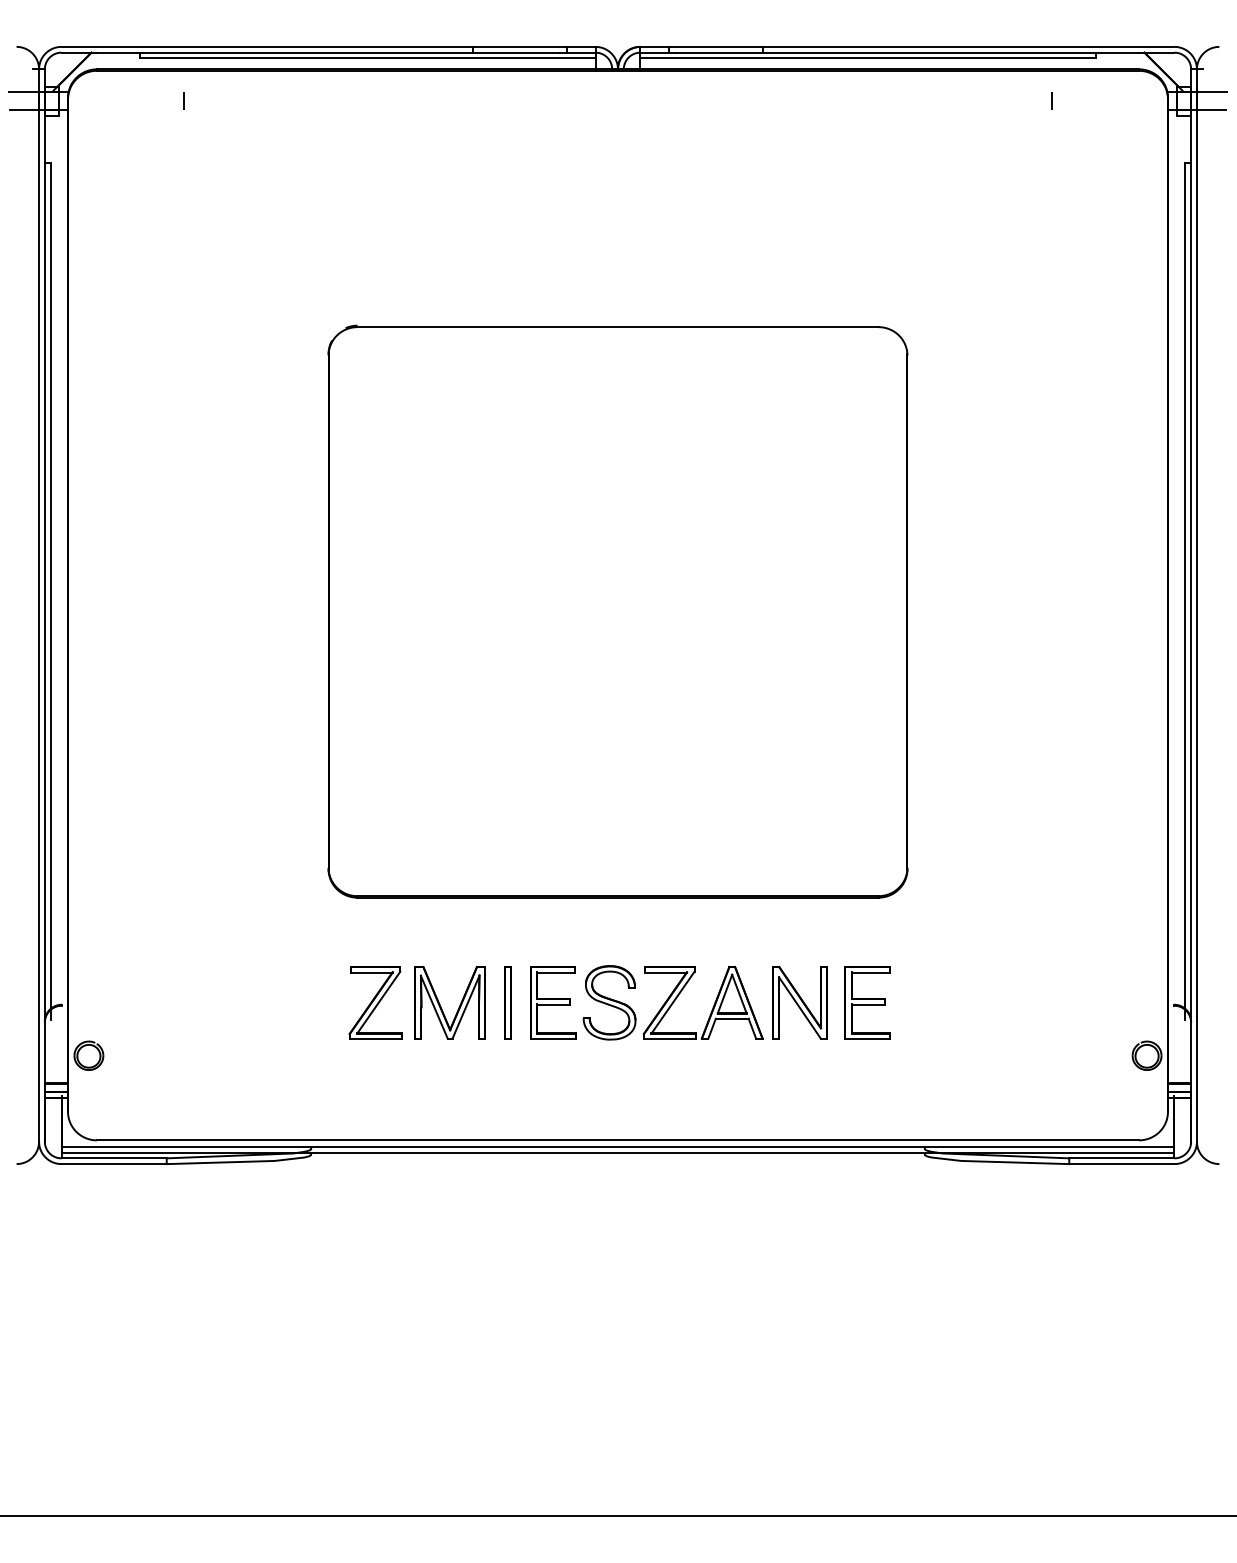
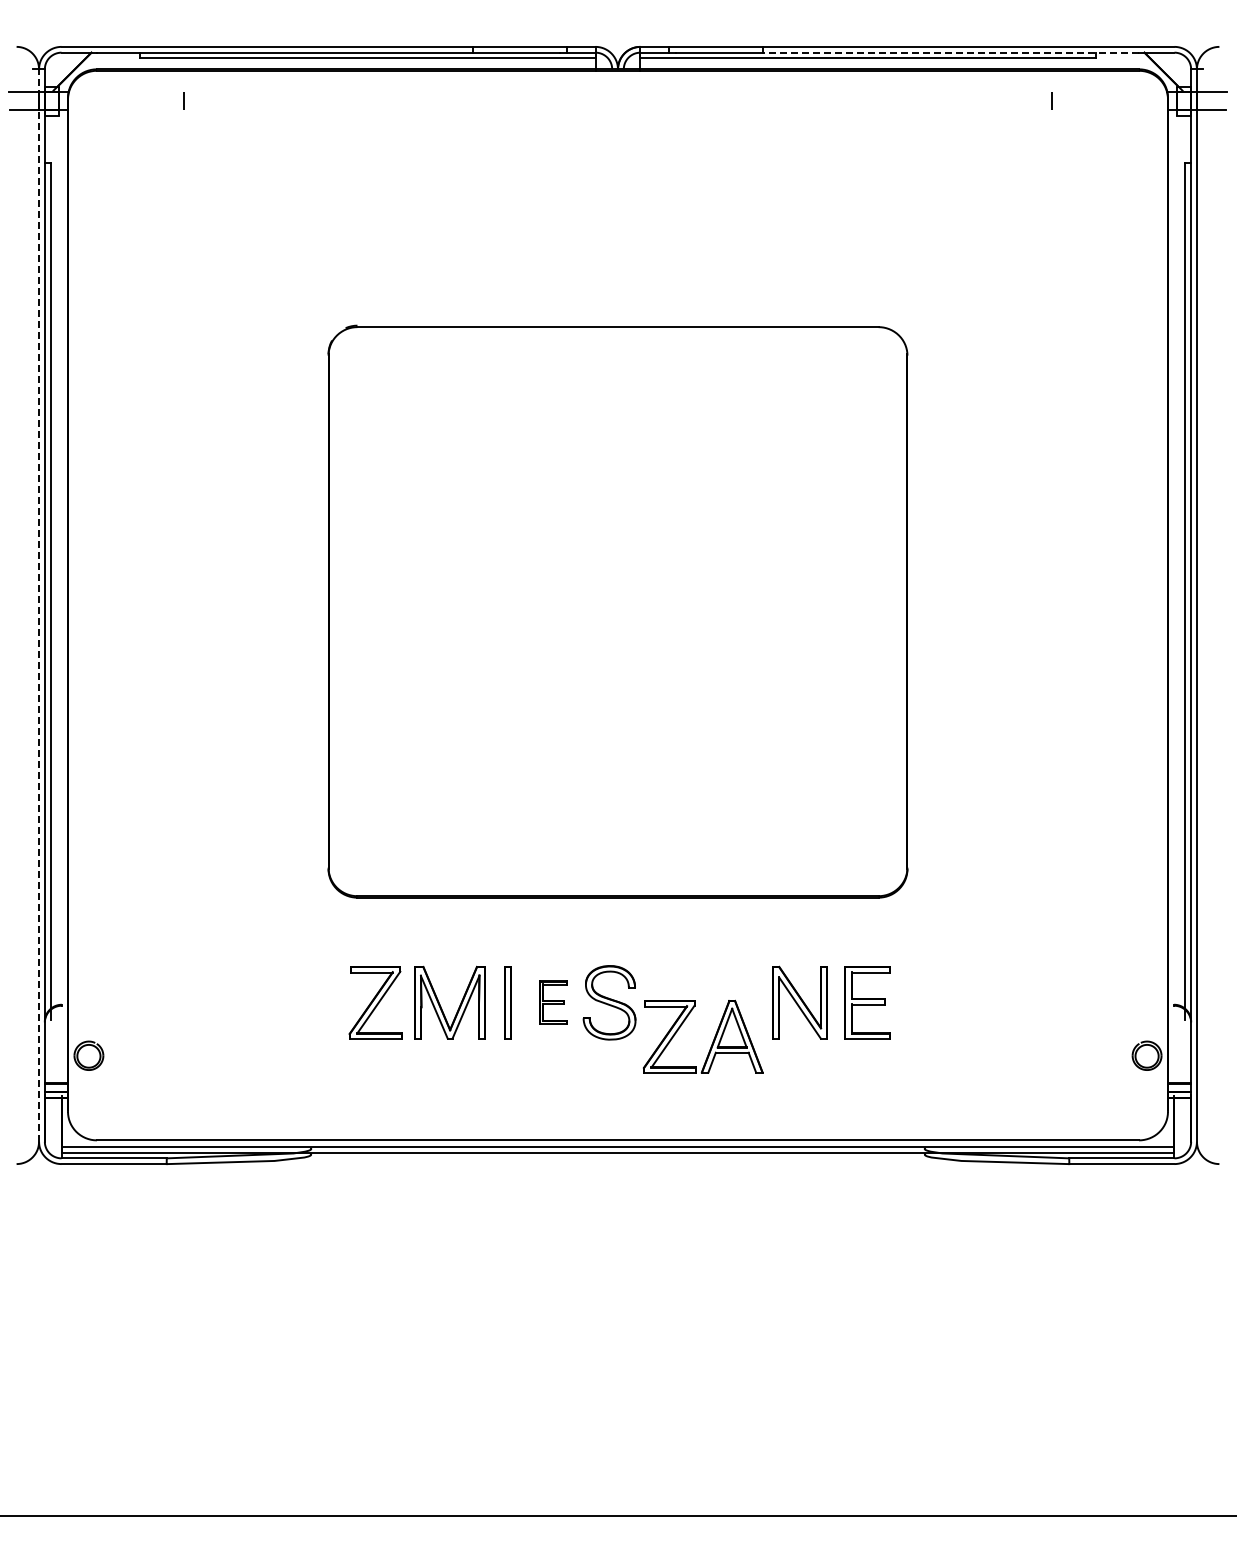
line: solid -> dashed (950, 52)
line: solid -> dashed (39, 605)
part size: 47x74 px -> 29x45 px (553, 1002)
part position: (713, 1004) -> (713, 1038) (713, 1038)
